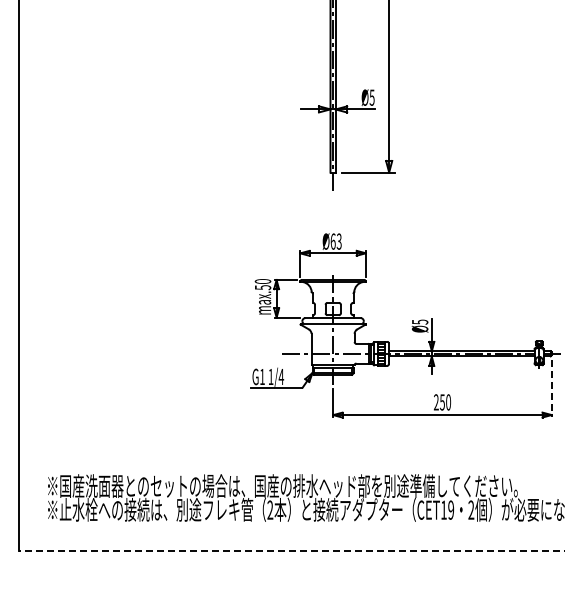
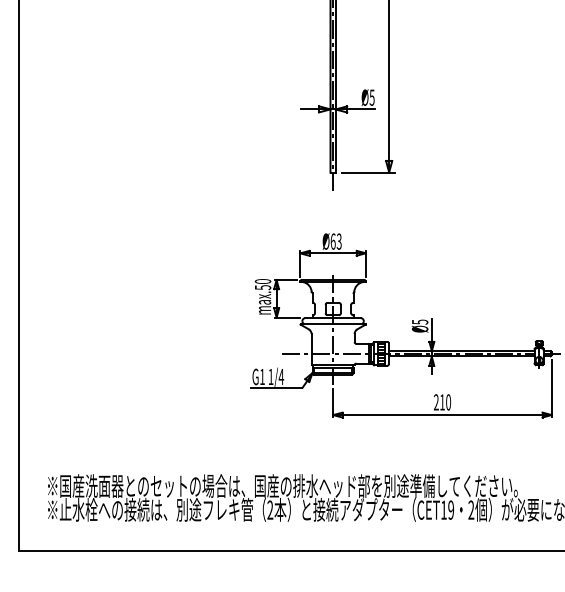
line: dashed -> solid (551, 388)
text: 250 -> 210 (441, 402)
line: dashed -> solid (291, 550)
